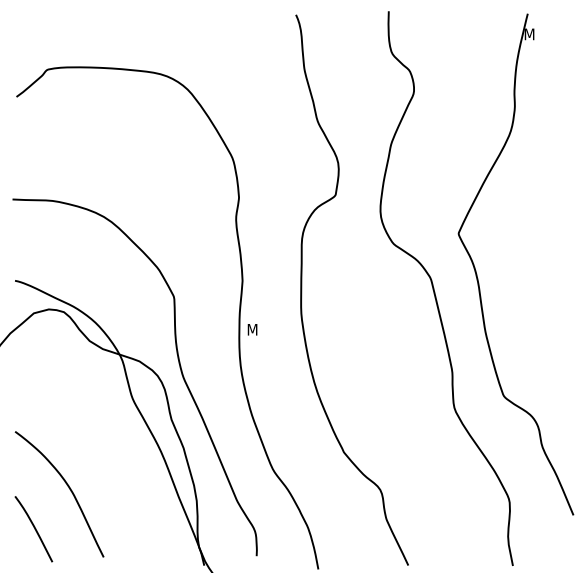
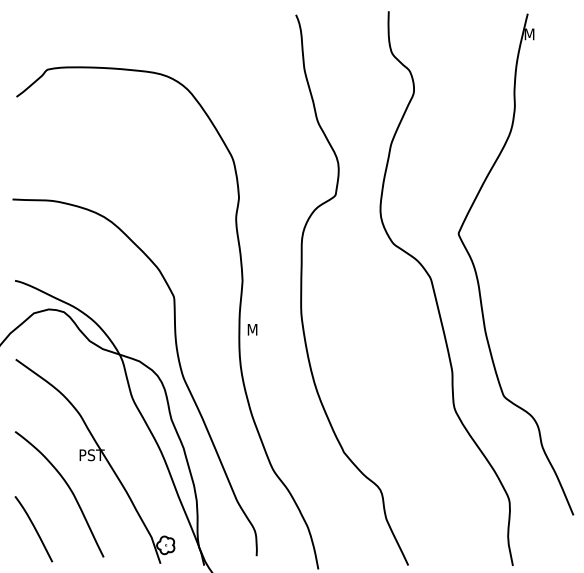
part: none -> present (95, 461)
